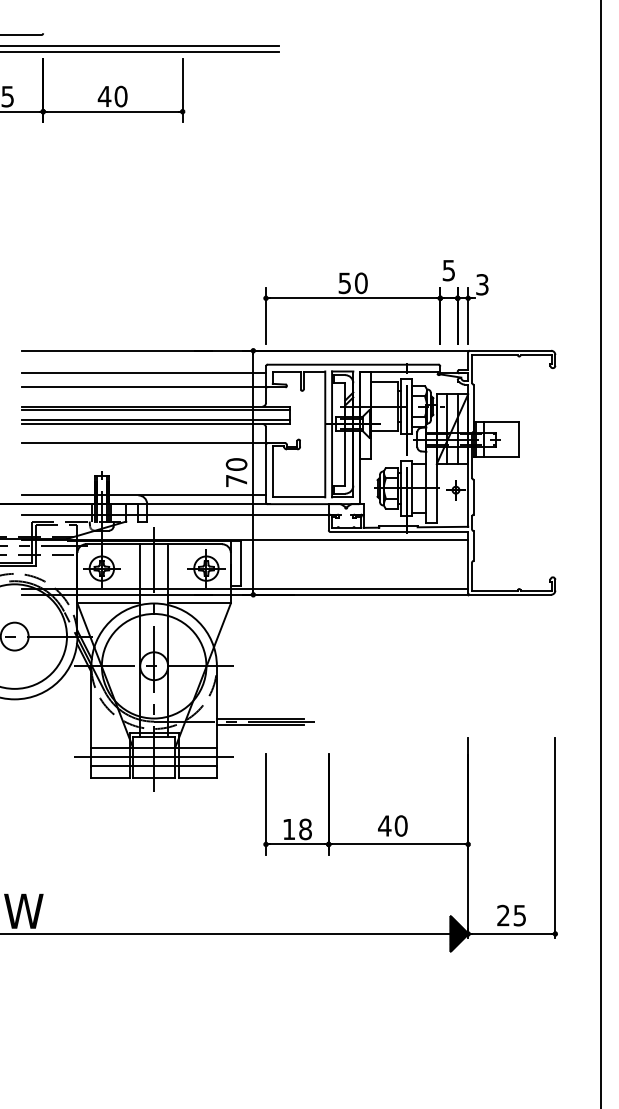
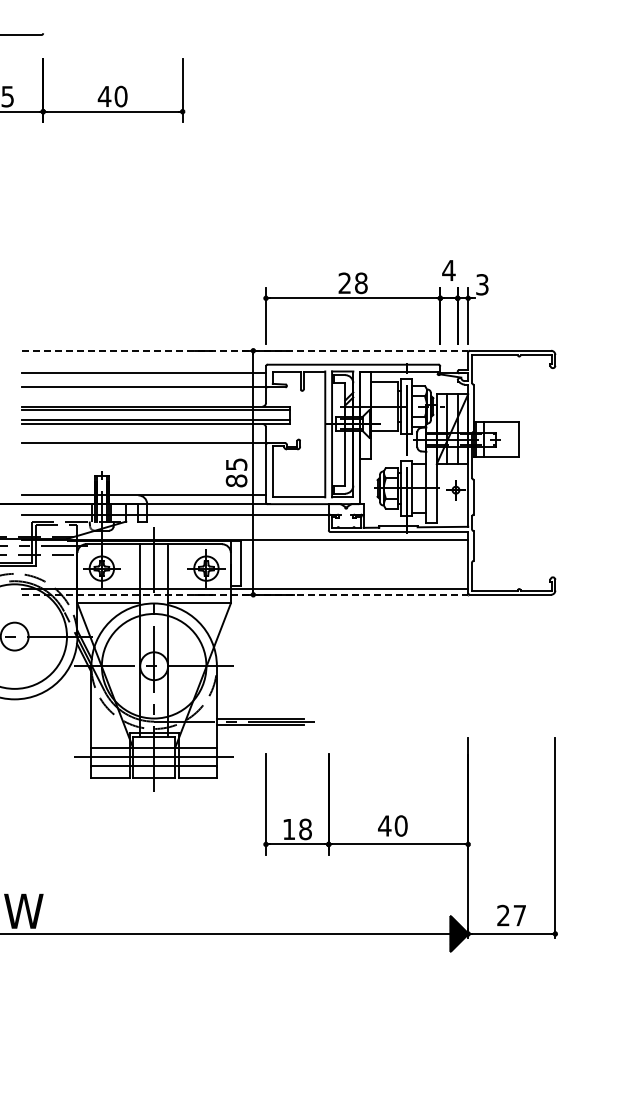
line: present -> none (140, 46)
line: present -> none (140, 52)
text: 5 -> 4 (448, 270)
text: 50 -> 28 (352, 283)
line: solid -> dashed (245, 350)
text: 70 -> 85 (236, 472)
line: present -> none (600, 553)
line: solid -> dashed (245, 594)
text: 25 -> 27 (519, 915)
